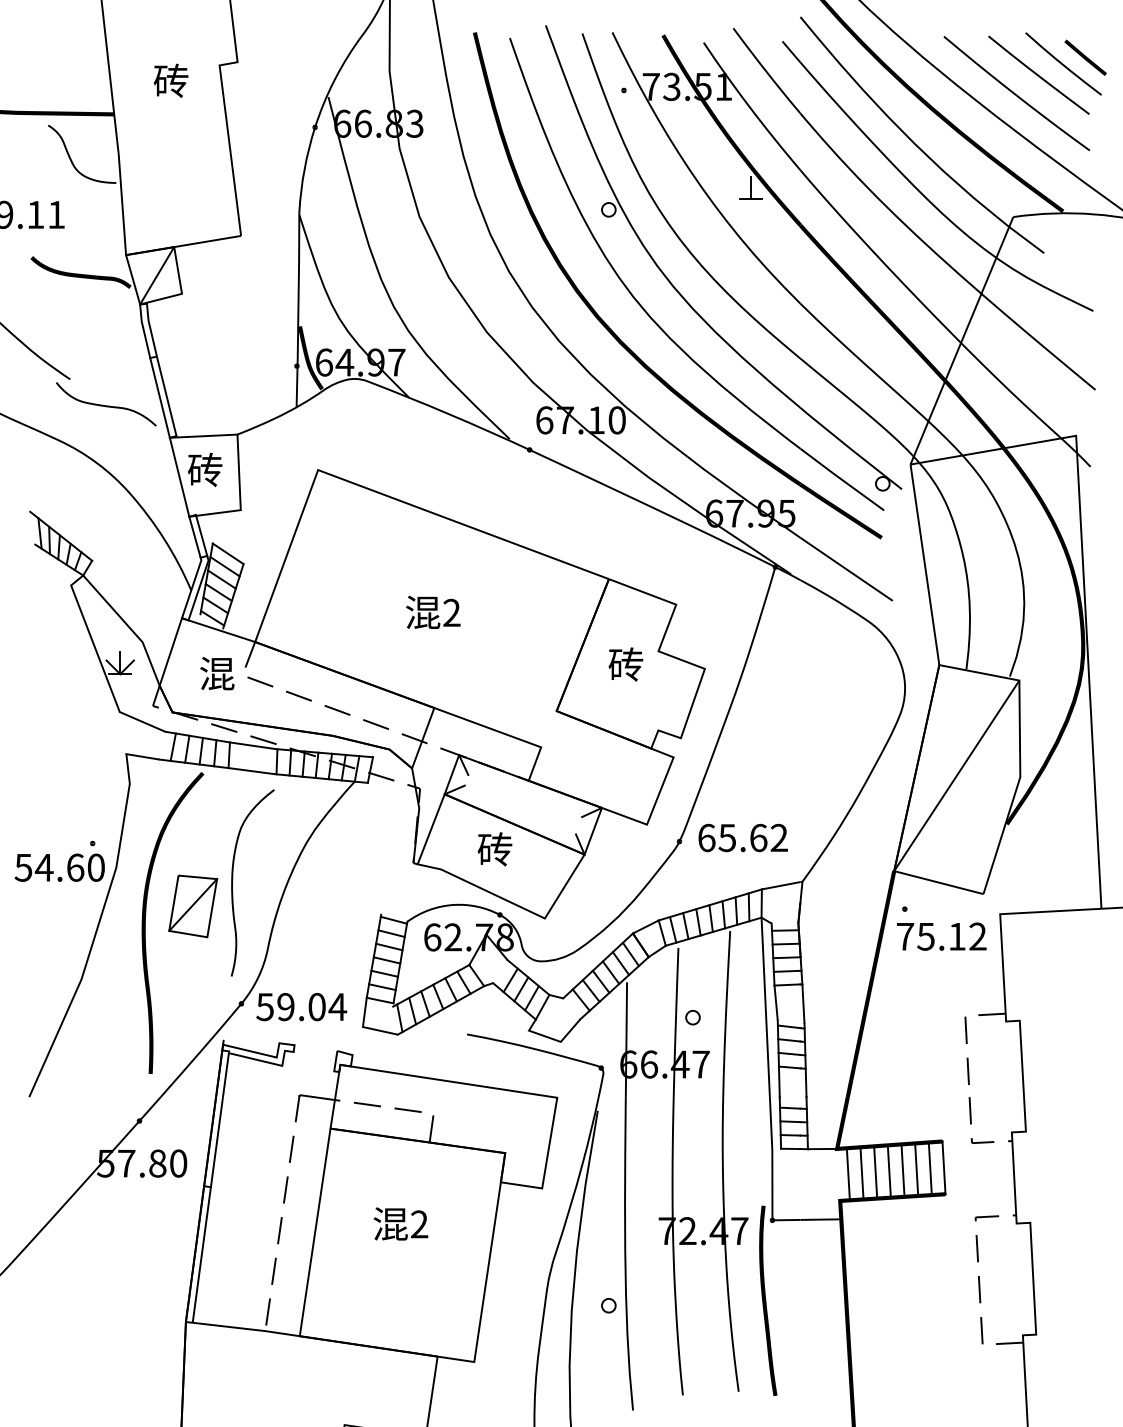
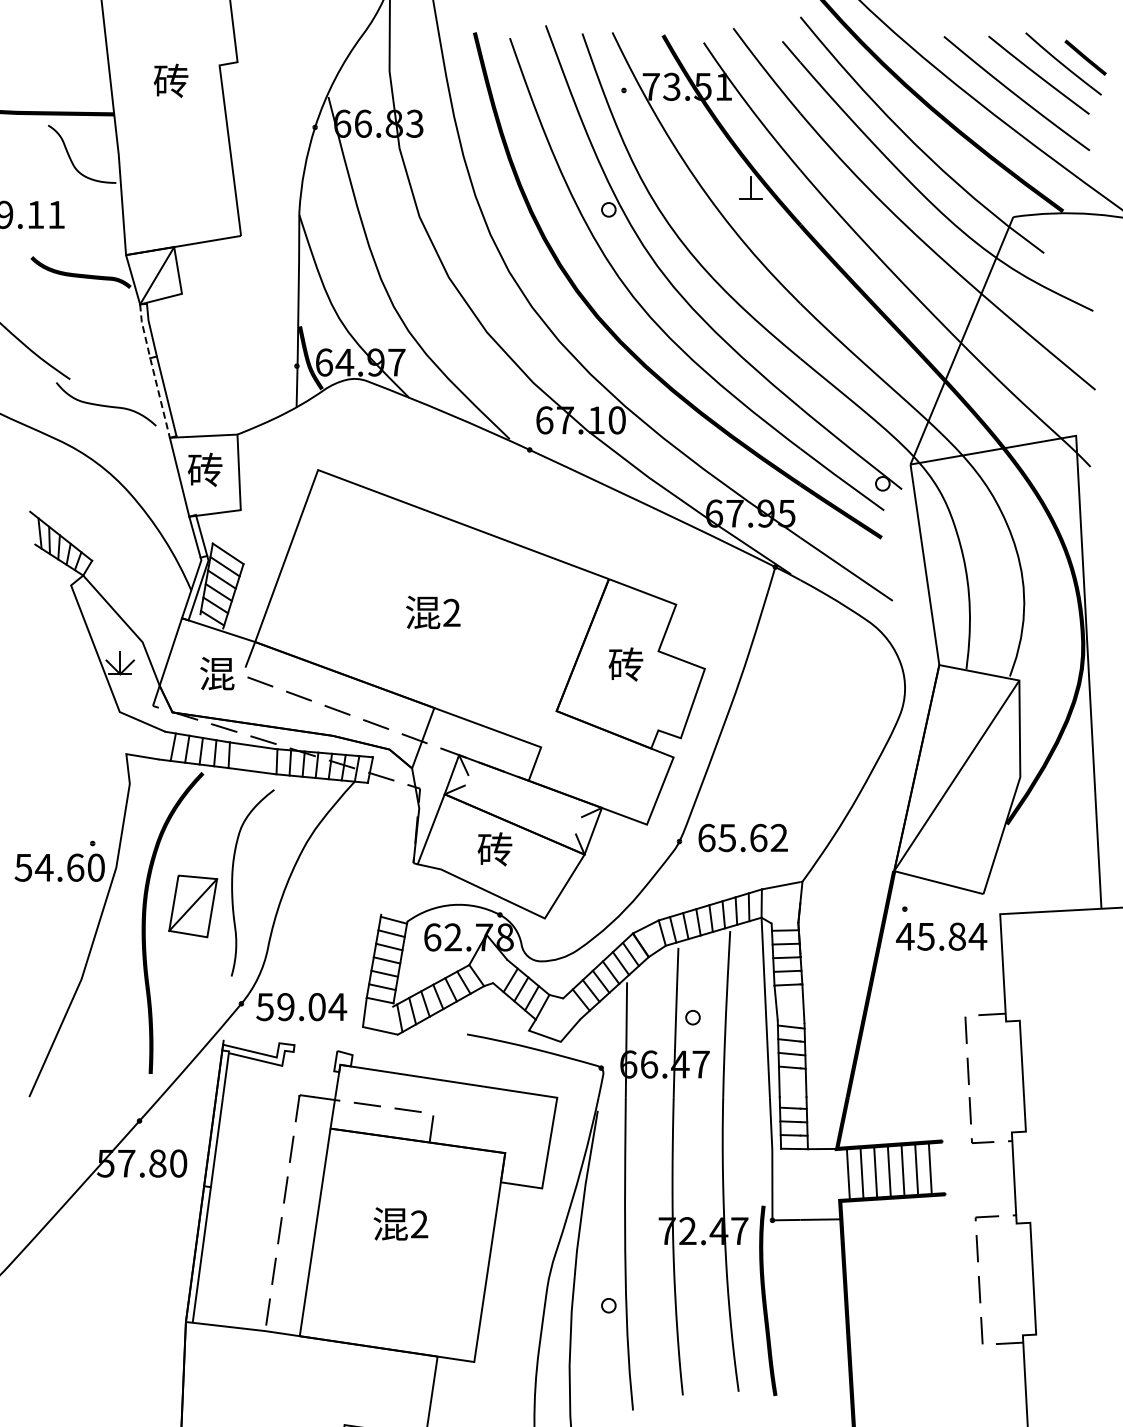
line: solid -> dashed (153, 370)
text: 75.12 -> 45.84 (941, 936)
line: present -> none (943, 1167)
